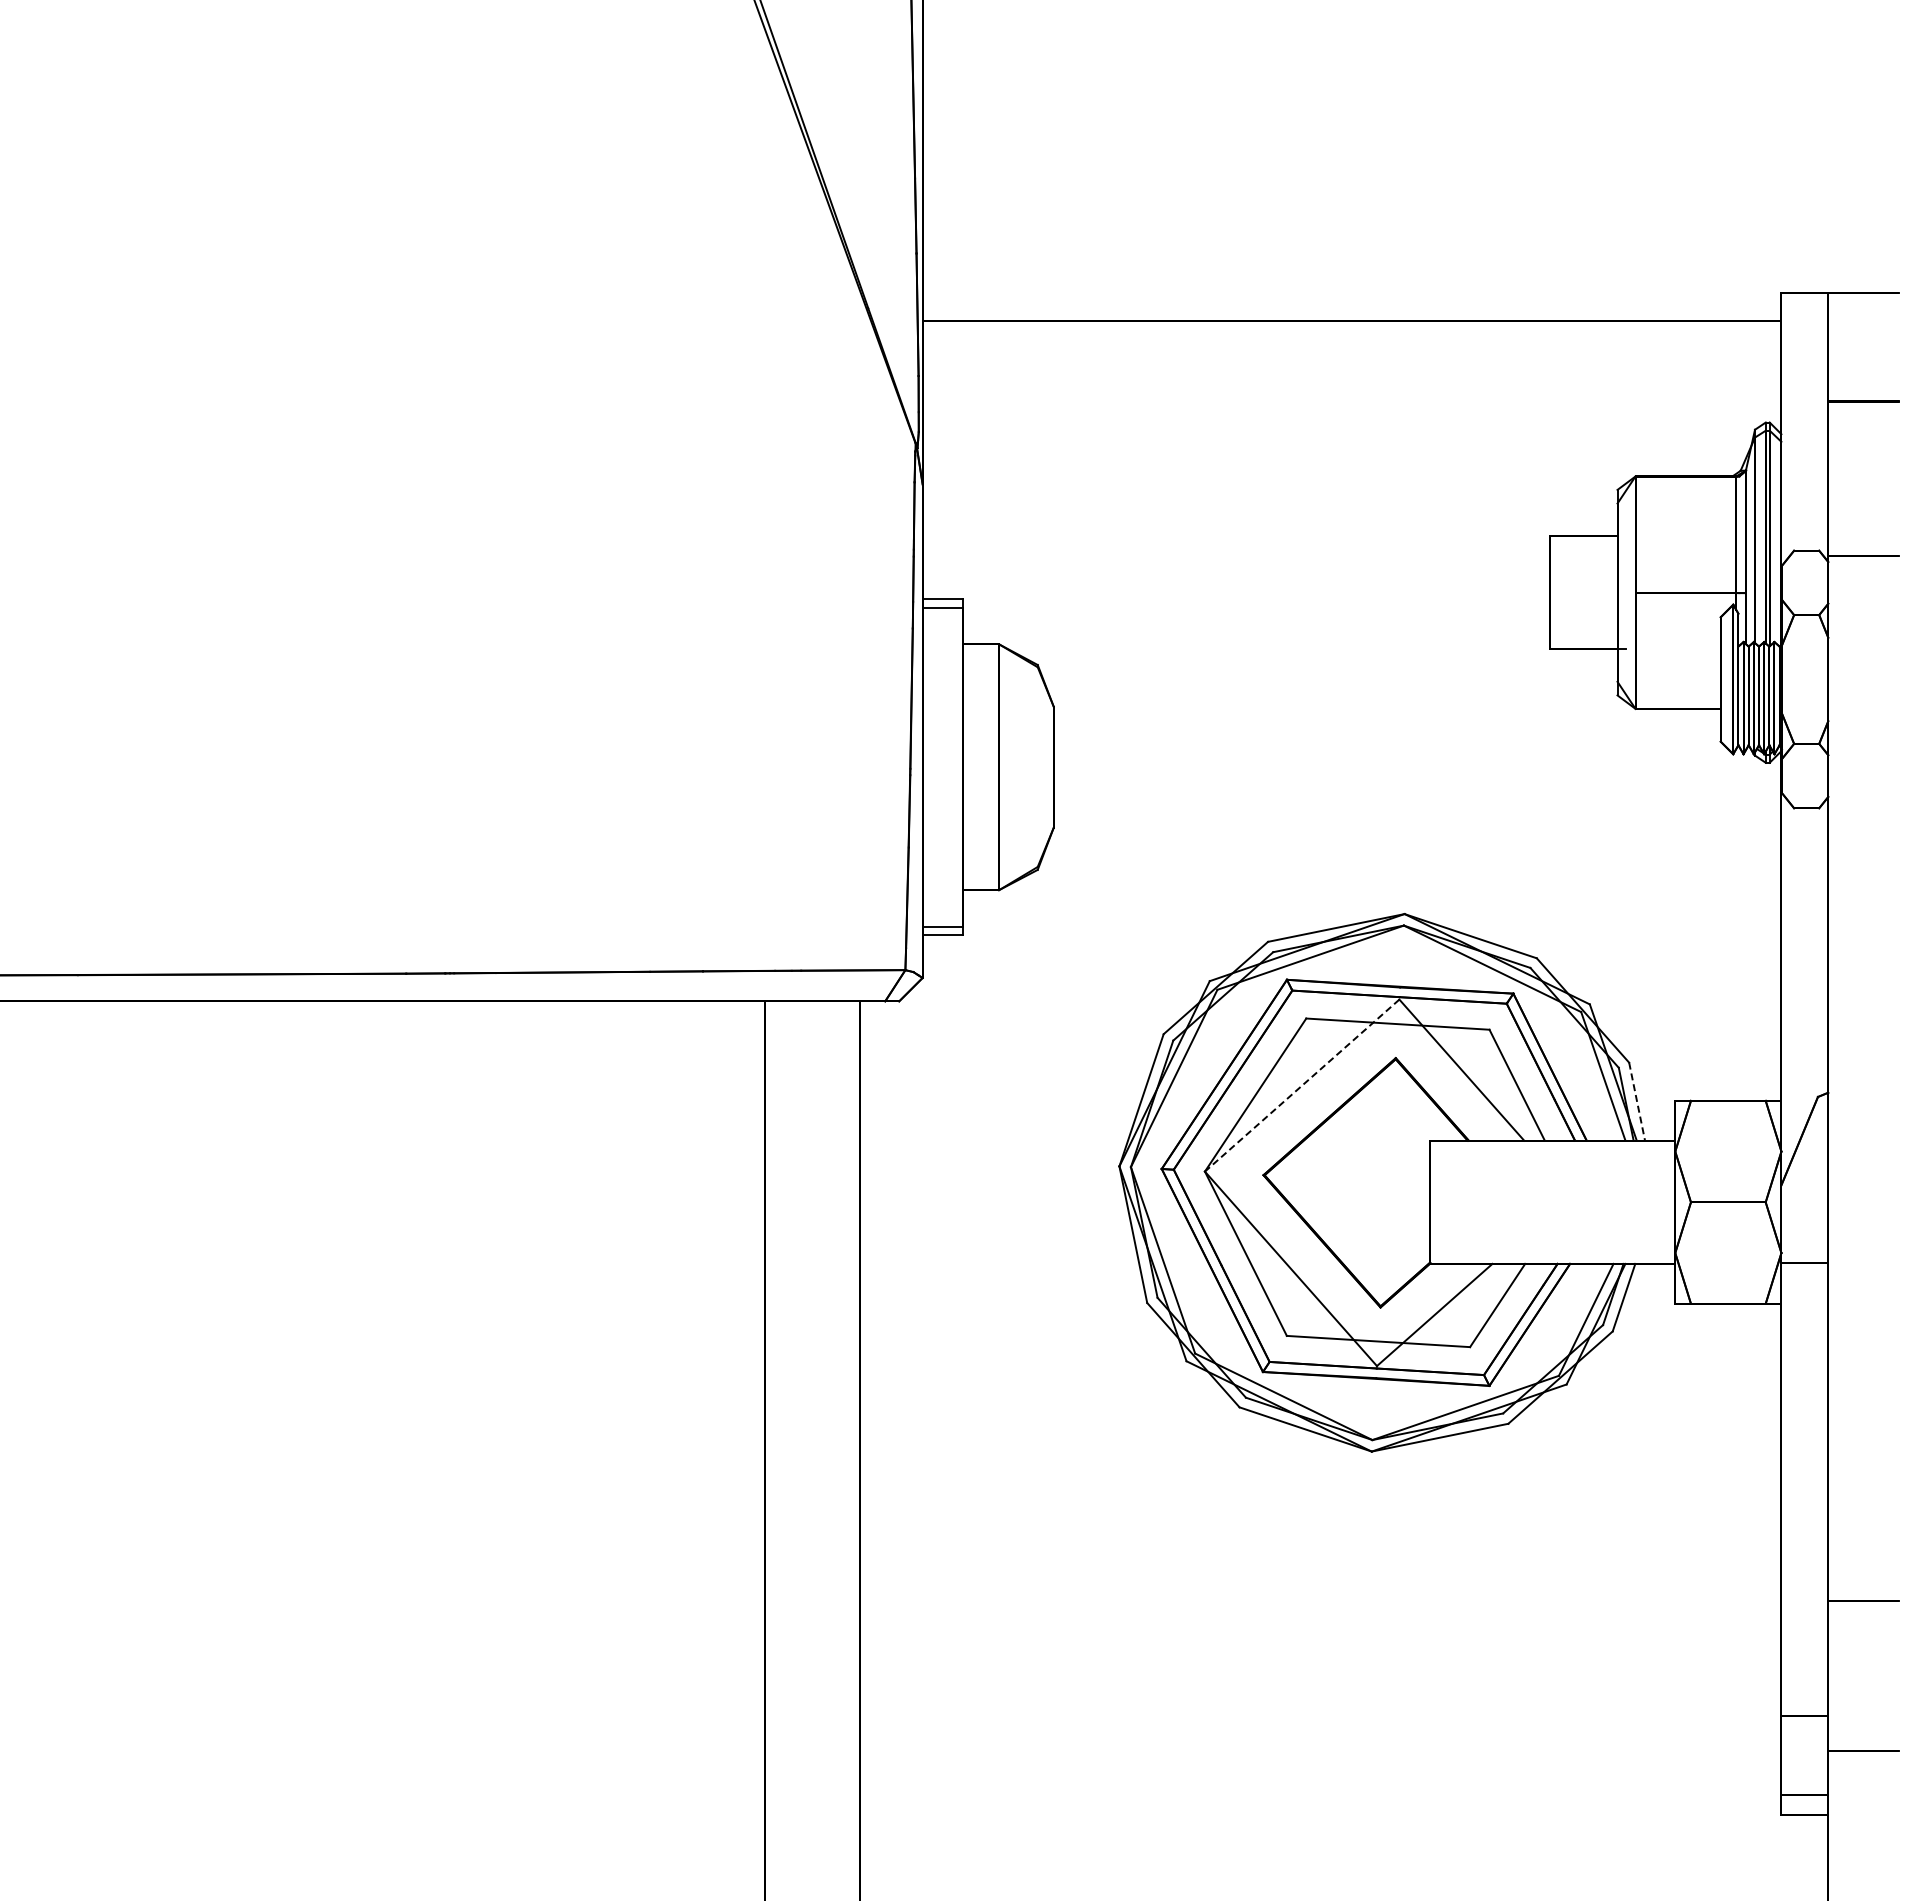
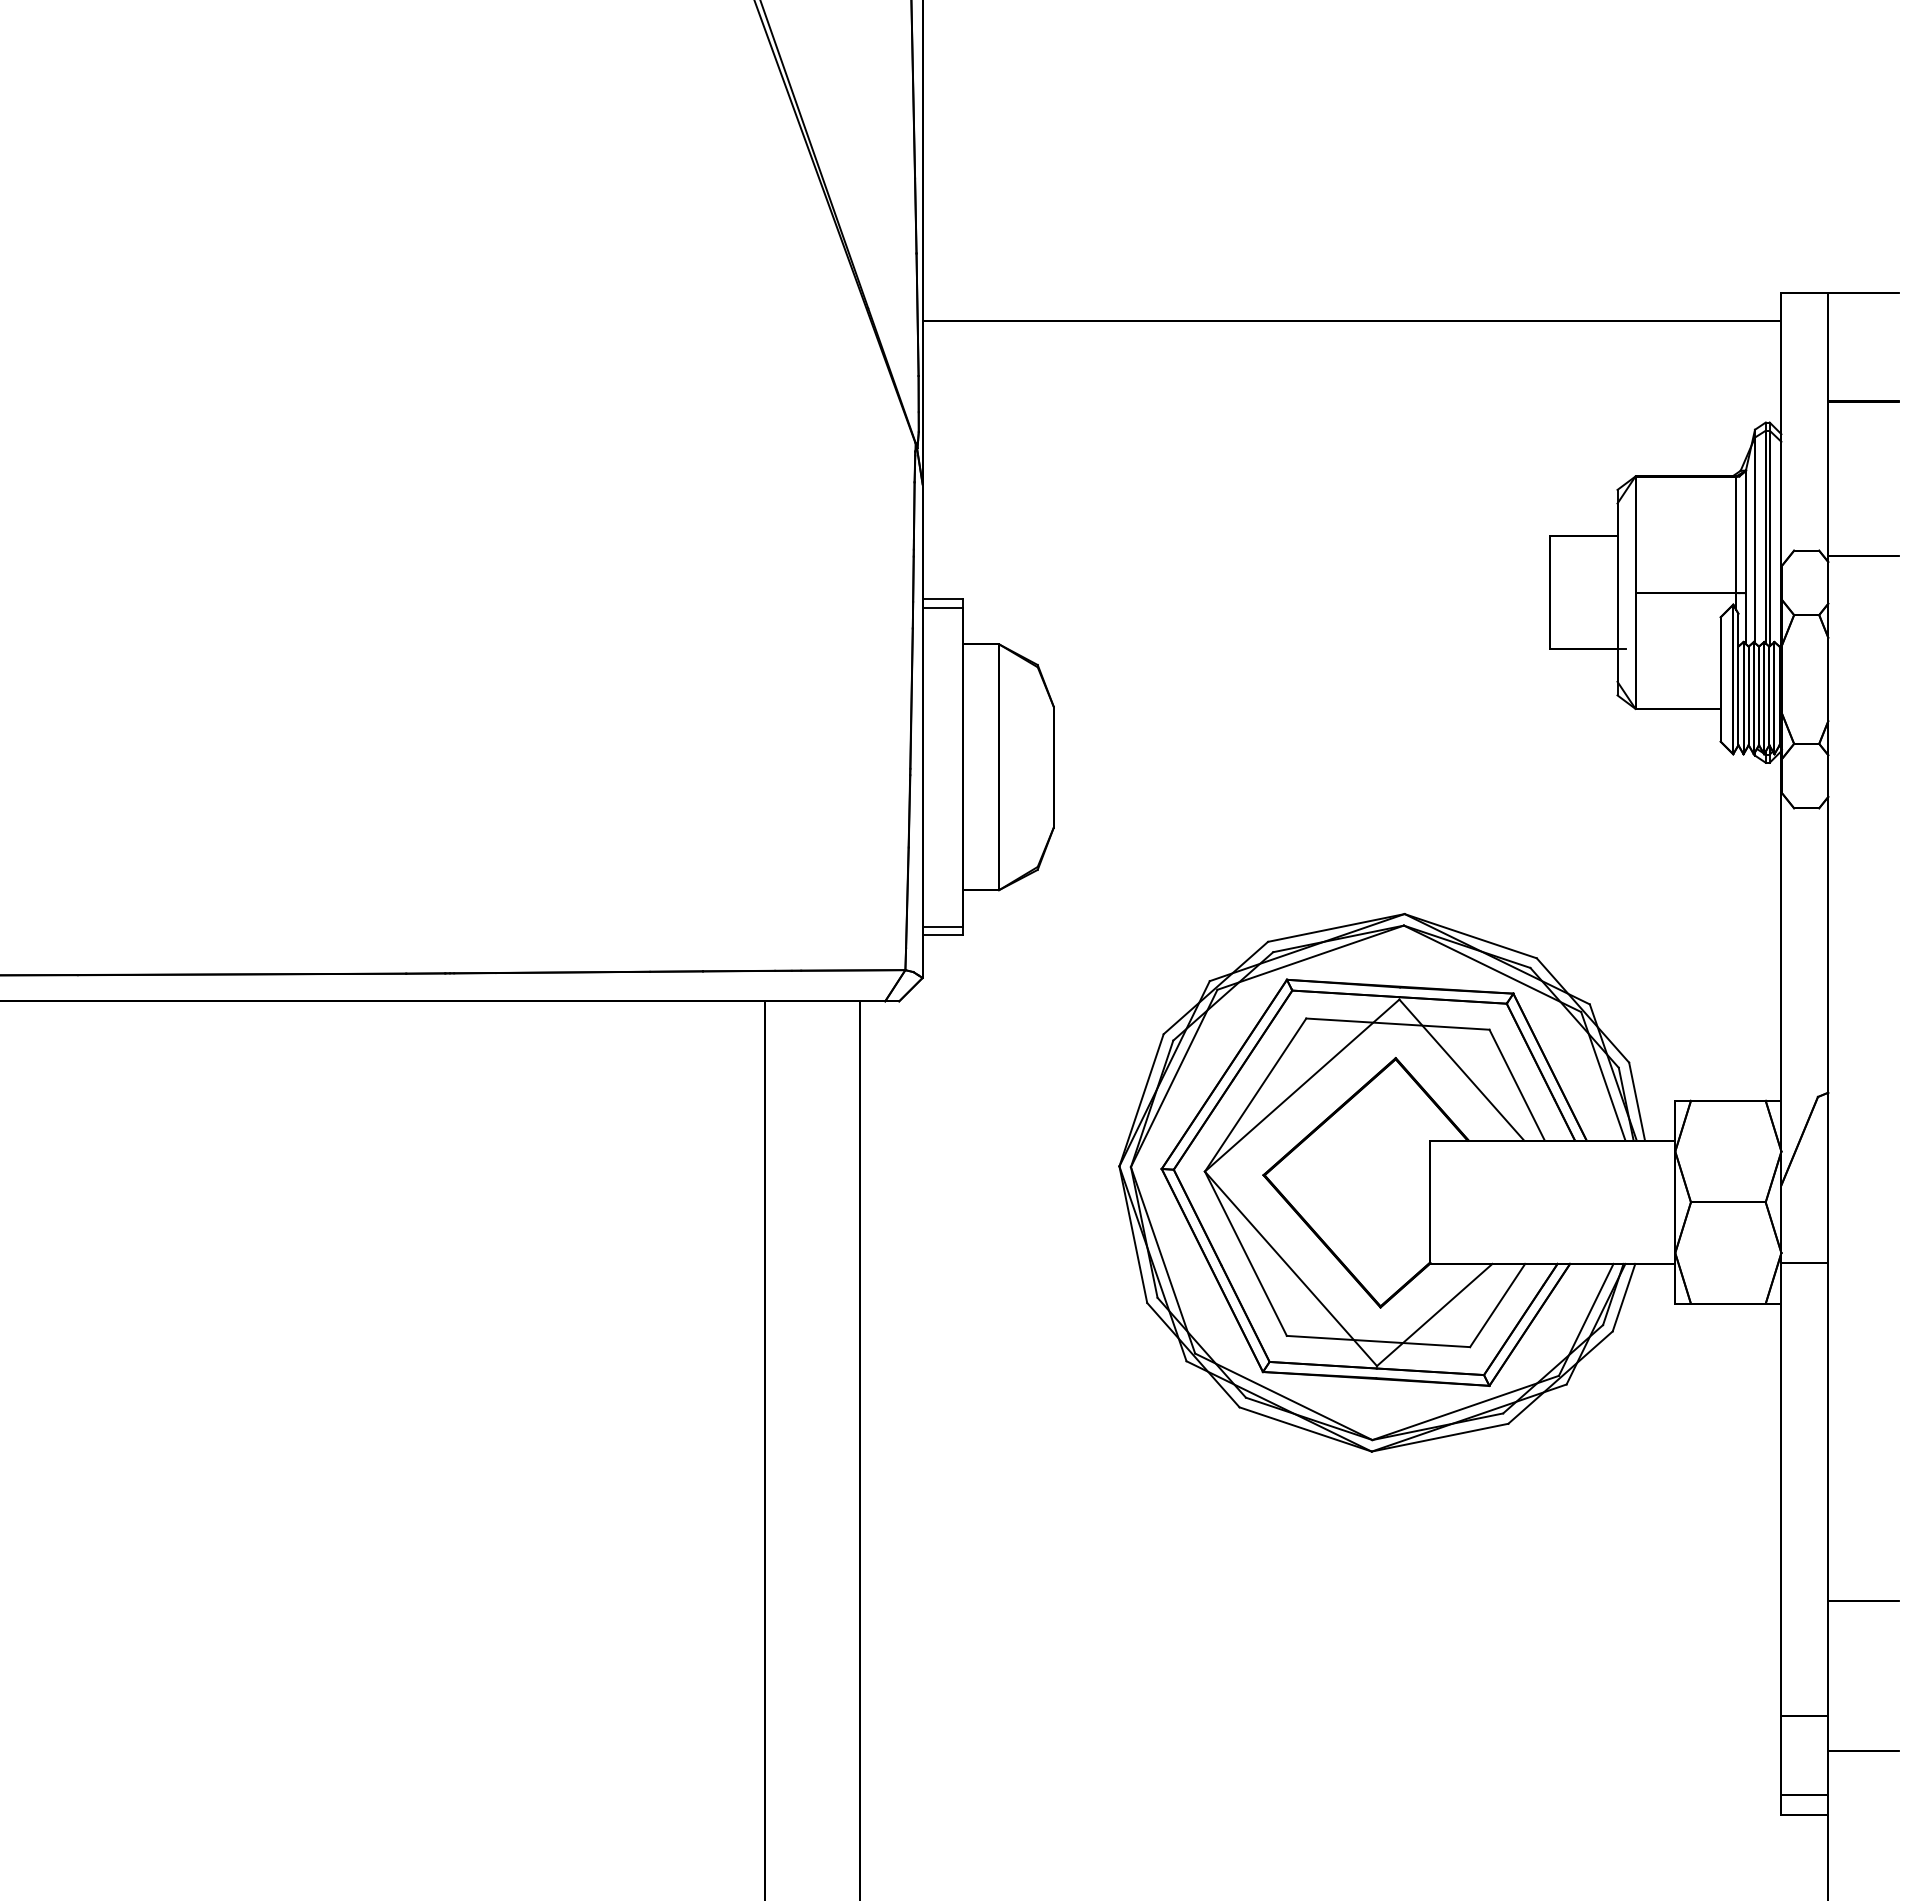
line: dashed -> solid (1302, 1085)
line: dashed -> solid (1637, 1101)
